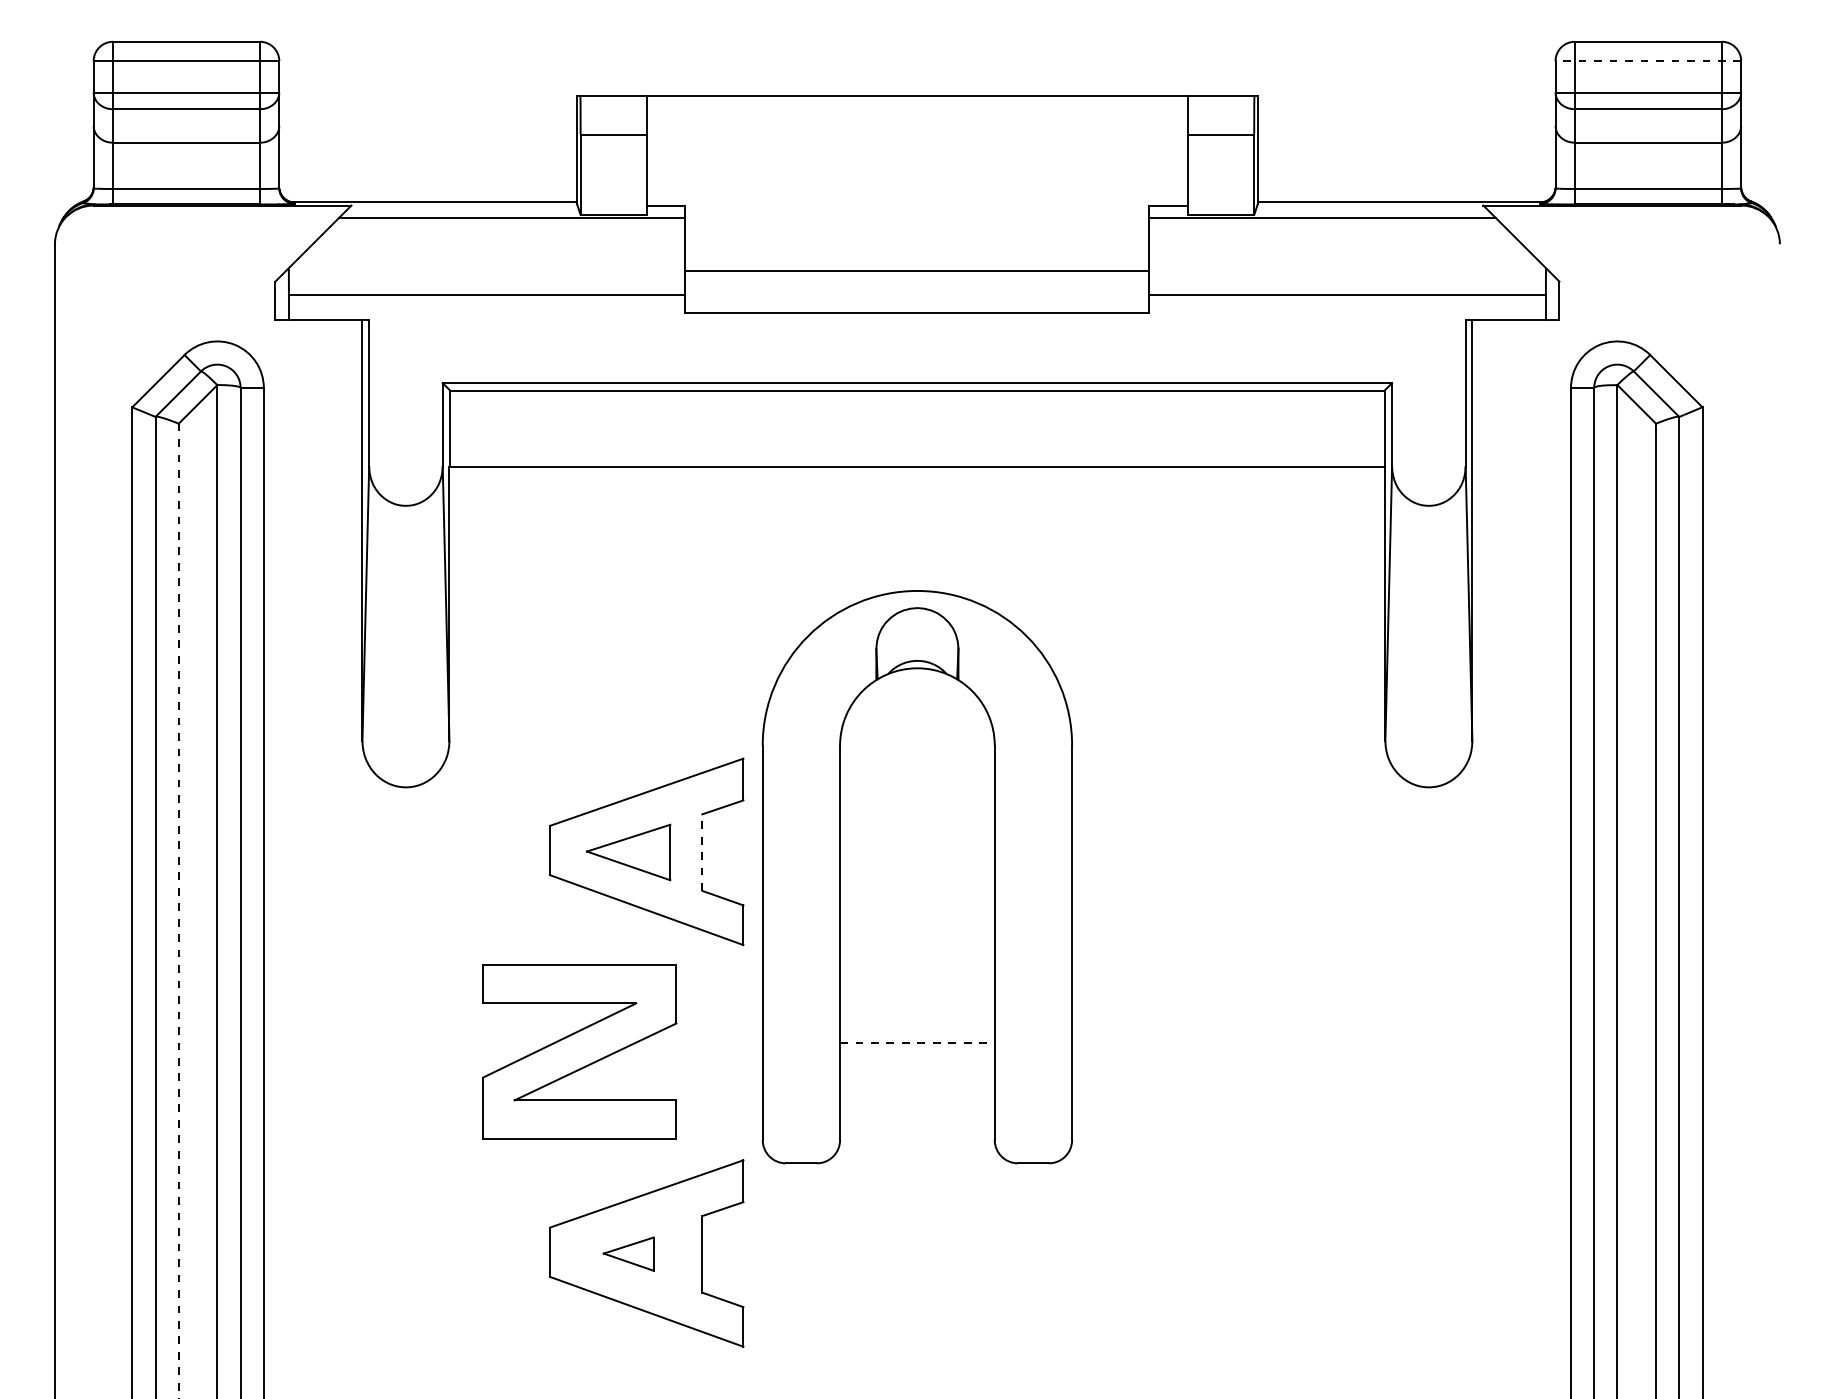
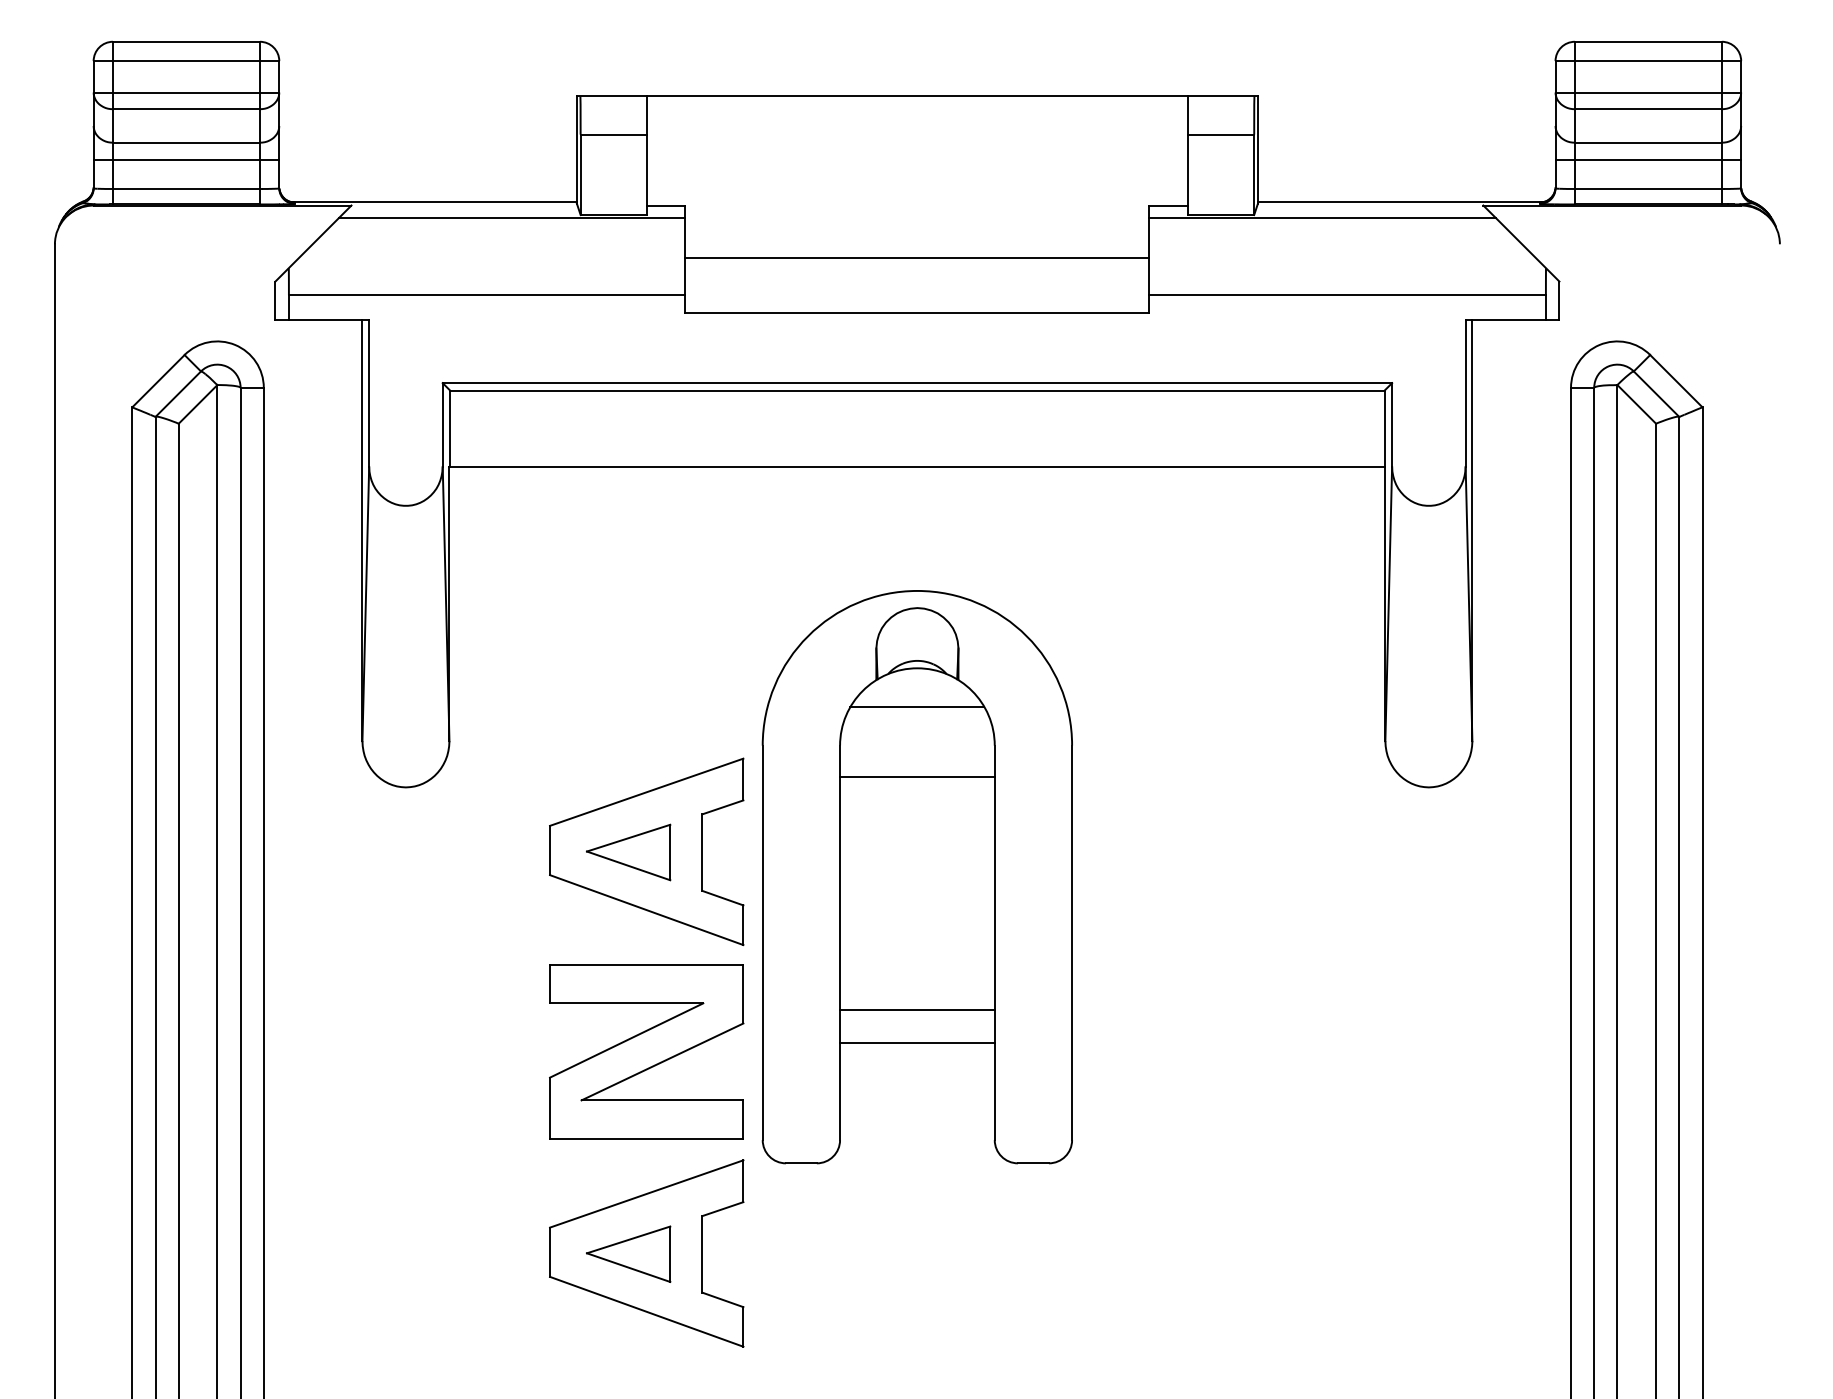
line: dashed -> solid (1648, 61)
line: none -> present (186, 159)
line: none -> present (1648, 159)
line position: (917, 271) -> (917, 258) (917, 258)
line: none -> present (917, 706)
line: none -> present (917, 776)
line: dashed -> solid (702, 852)
line: dashed -> solid (178, 911)
line: none -> present (917, 1009)
line: dashed -> solid (917, 1042)
part position: (579, 1051) -> (646, 1051) (646, 1051)
part size: 53x36 px -> 86x58 px (628, 1253)
